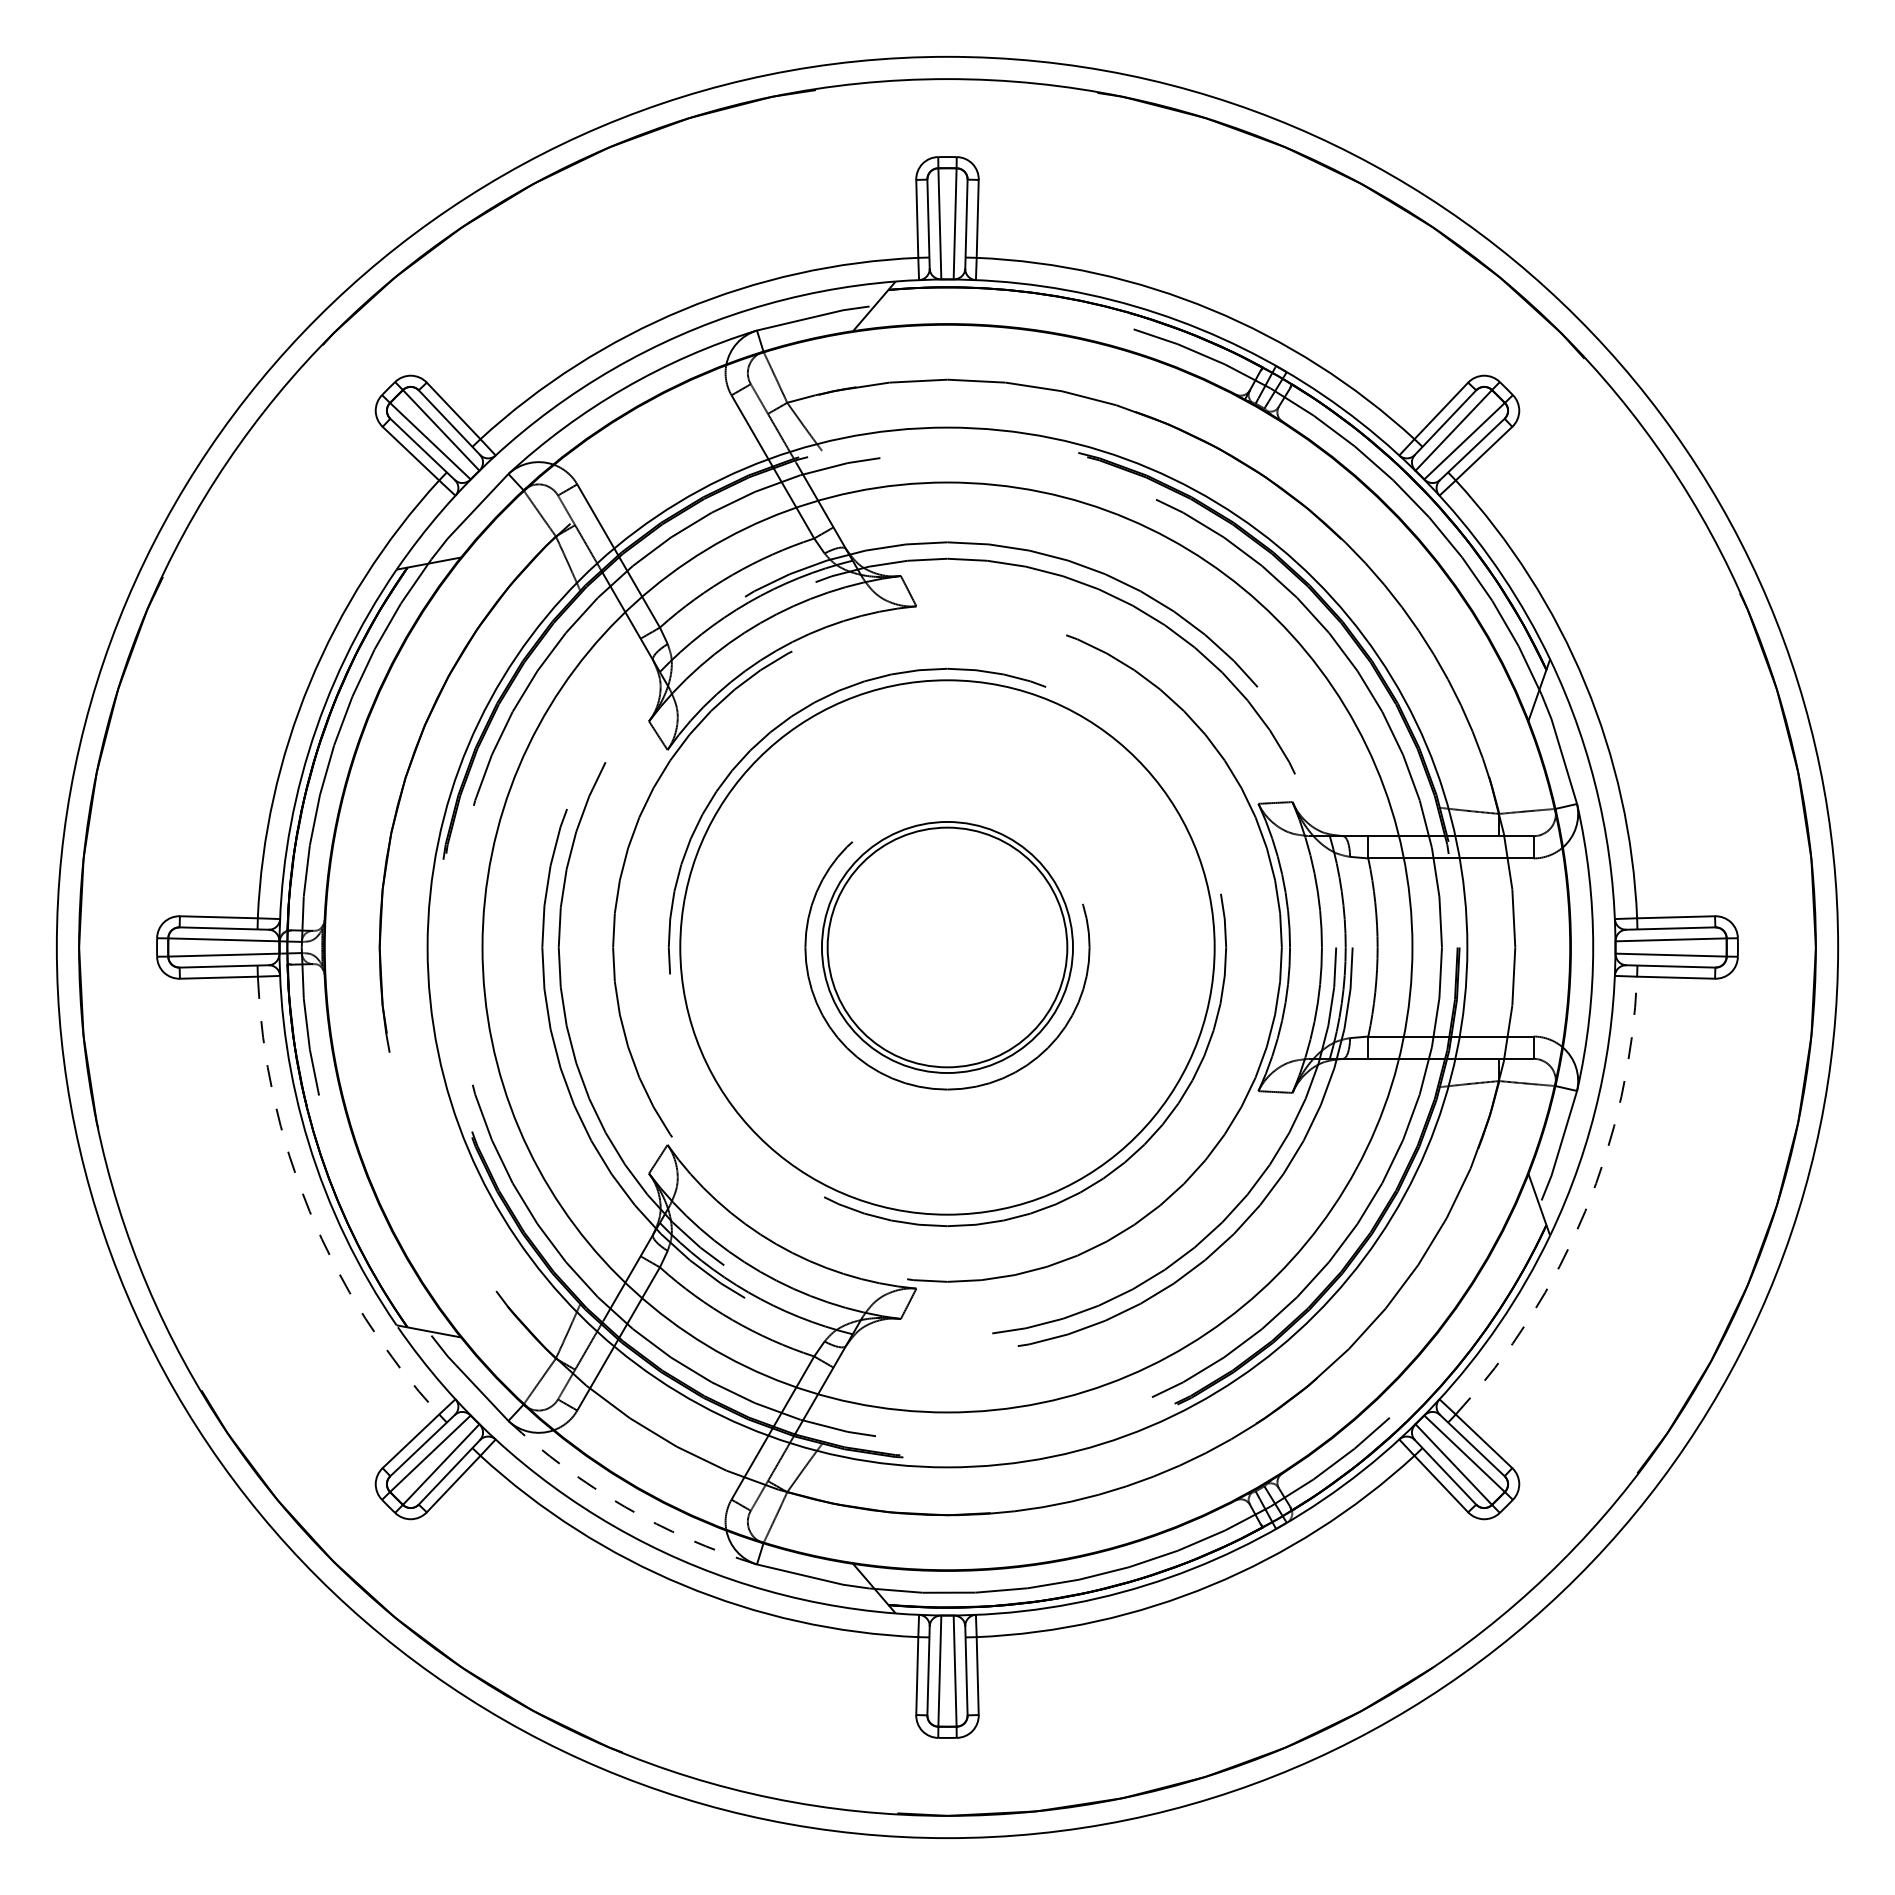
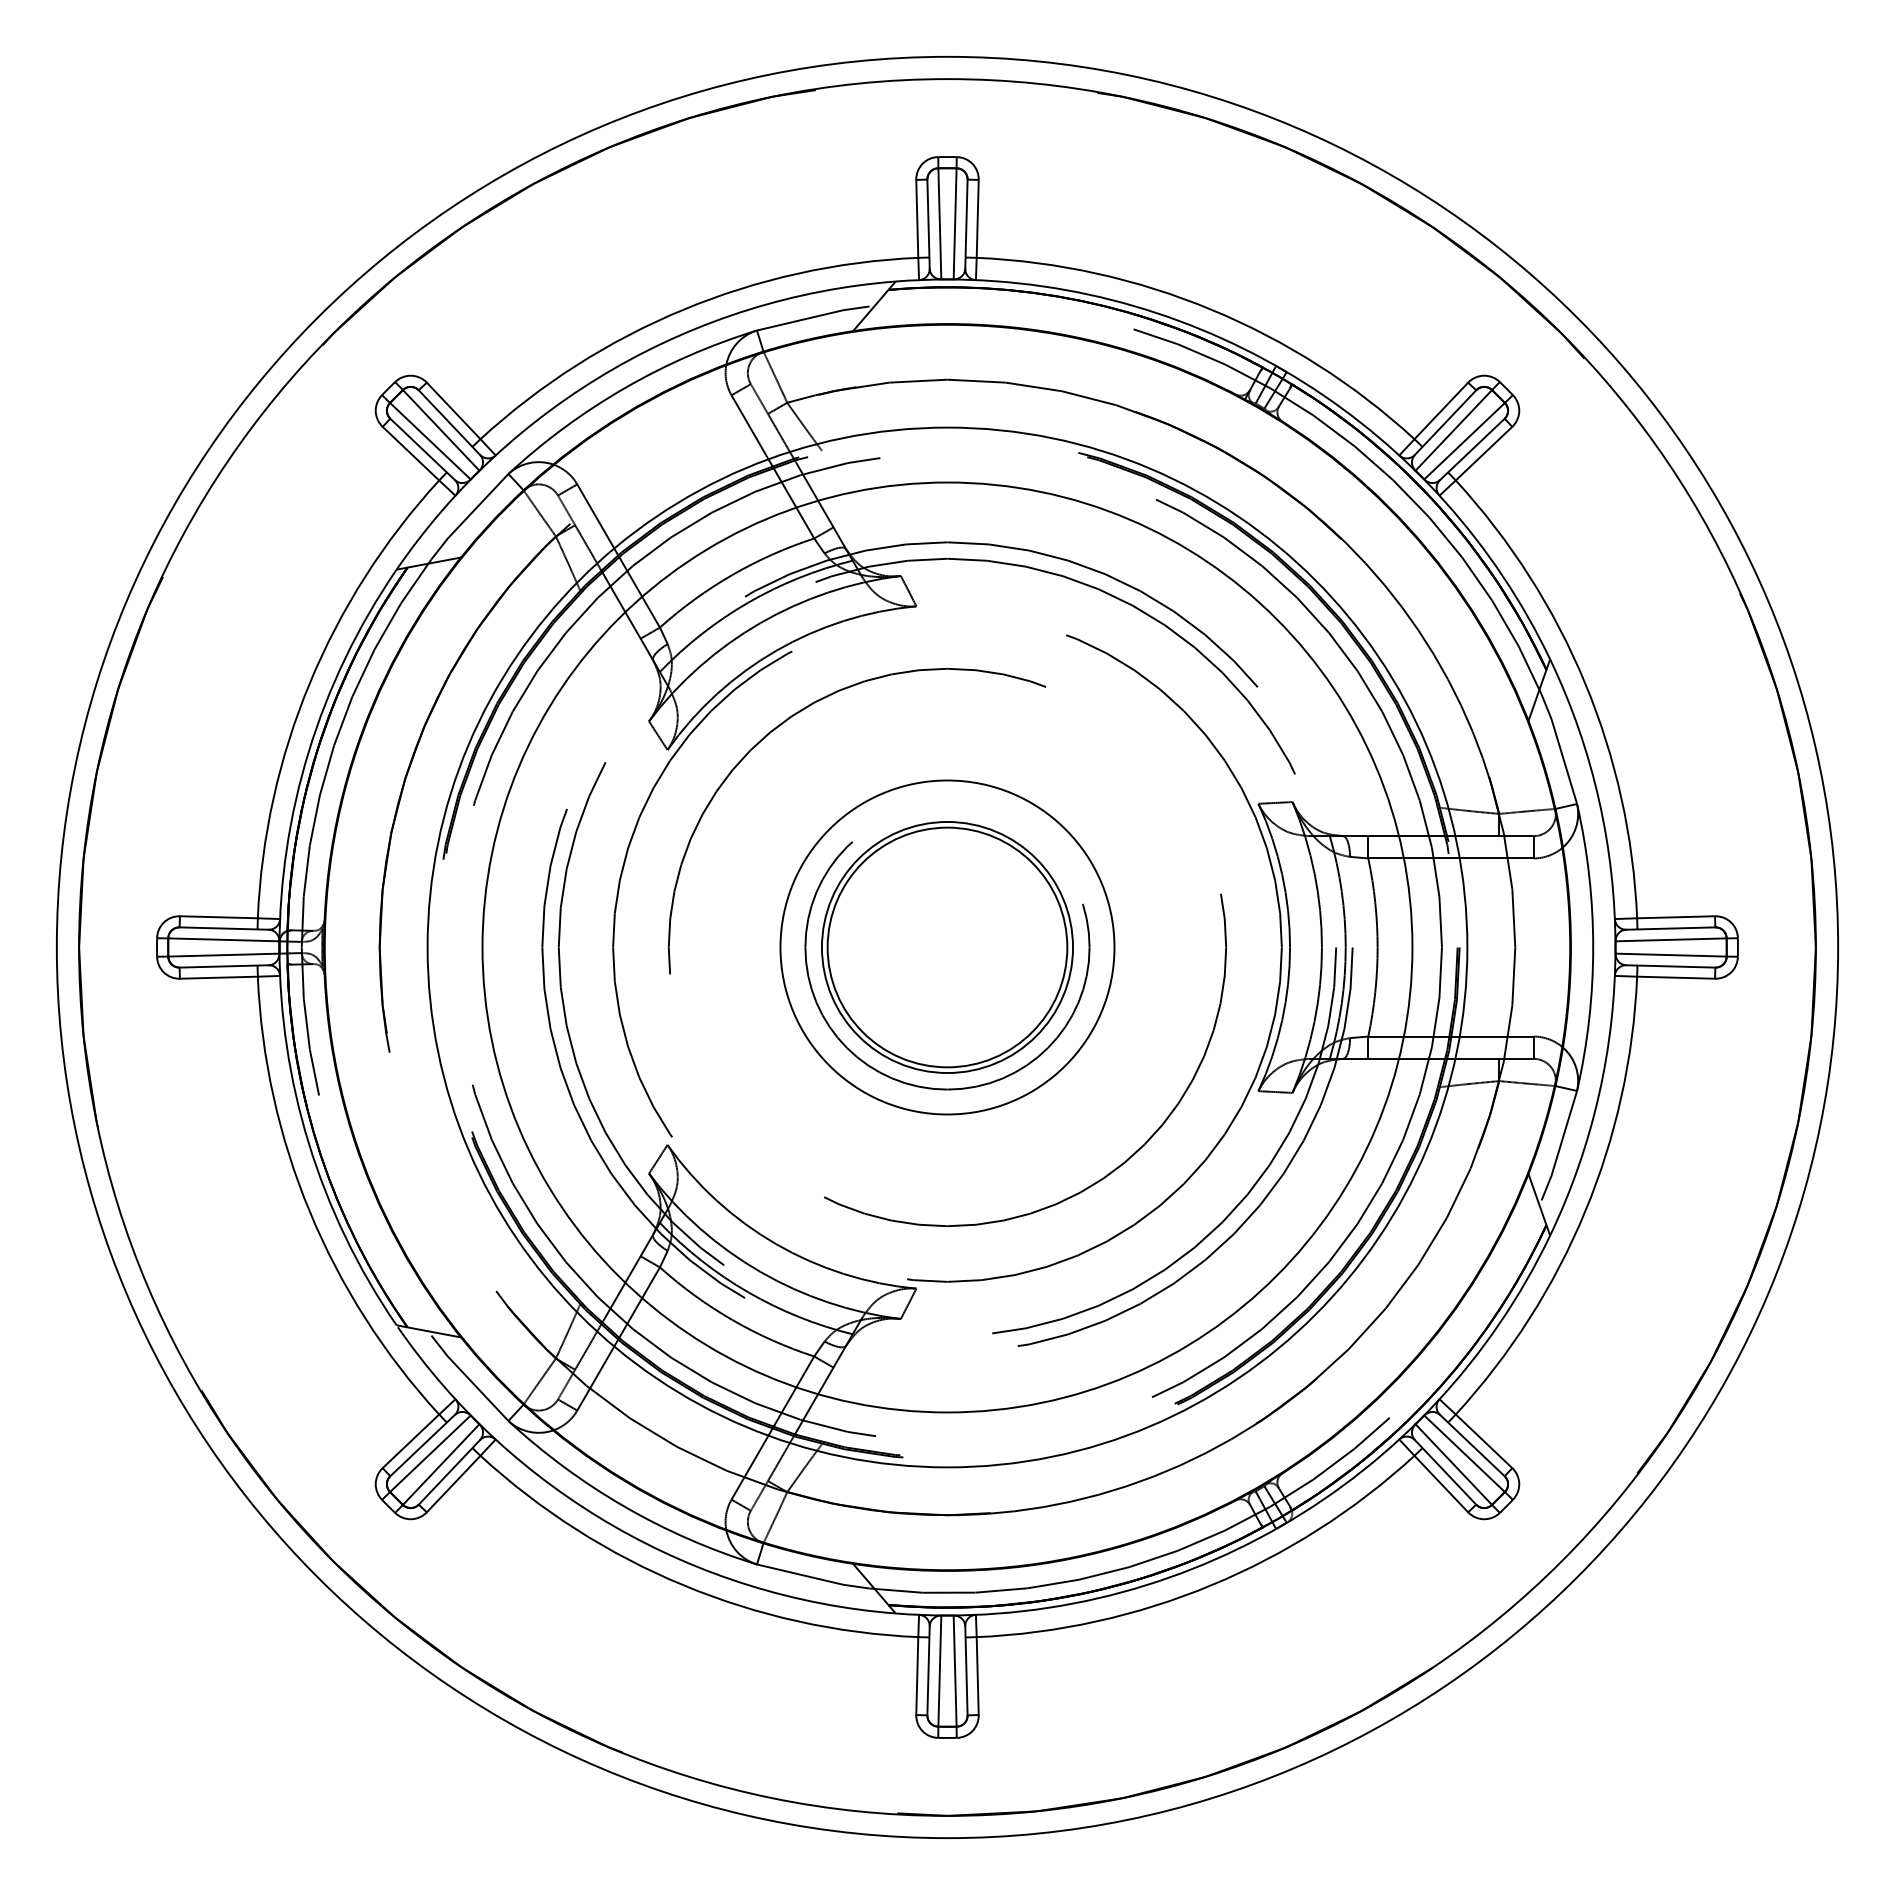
circle diameter: 534 px -> 334 px (947, 947)
arc: dashed -> solid (309, 1211)
arc: dashed -> solid (1585, 1211)
arc: dashed -> solid (624, 1506)
